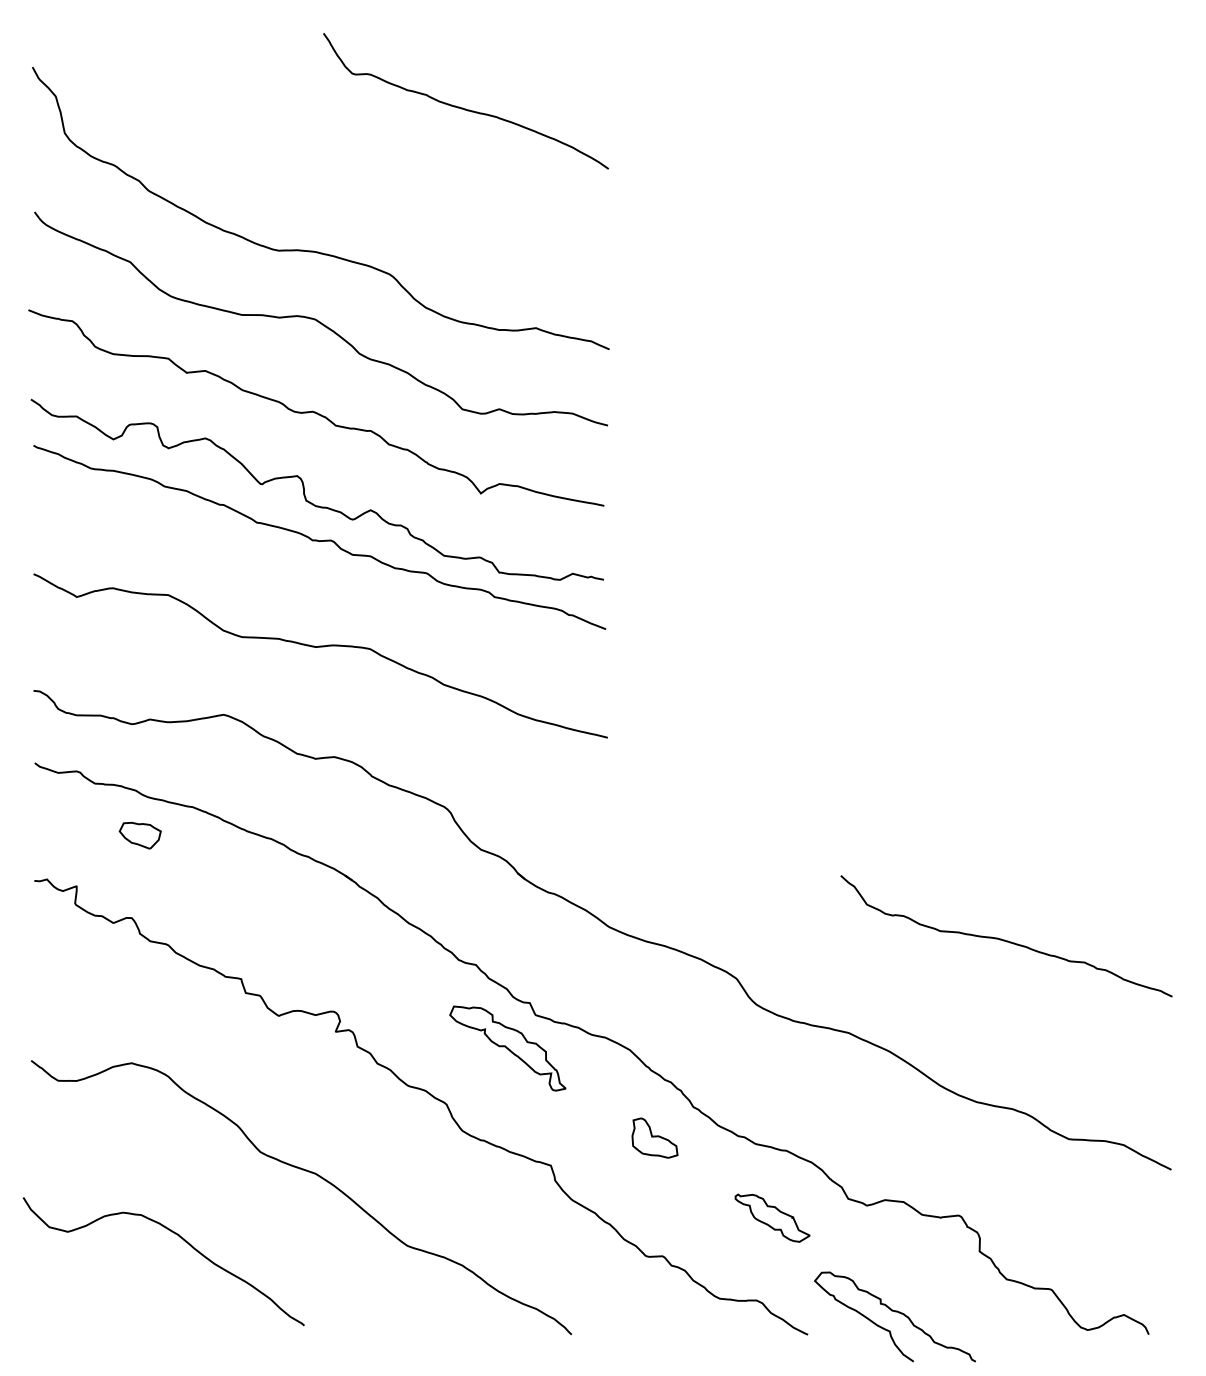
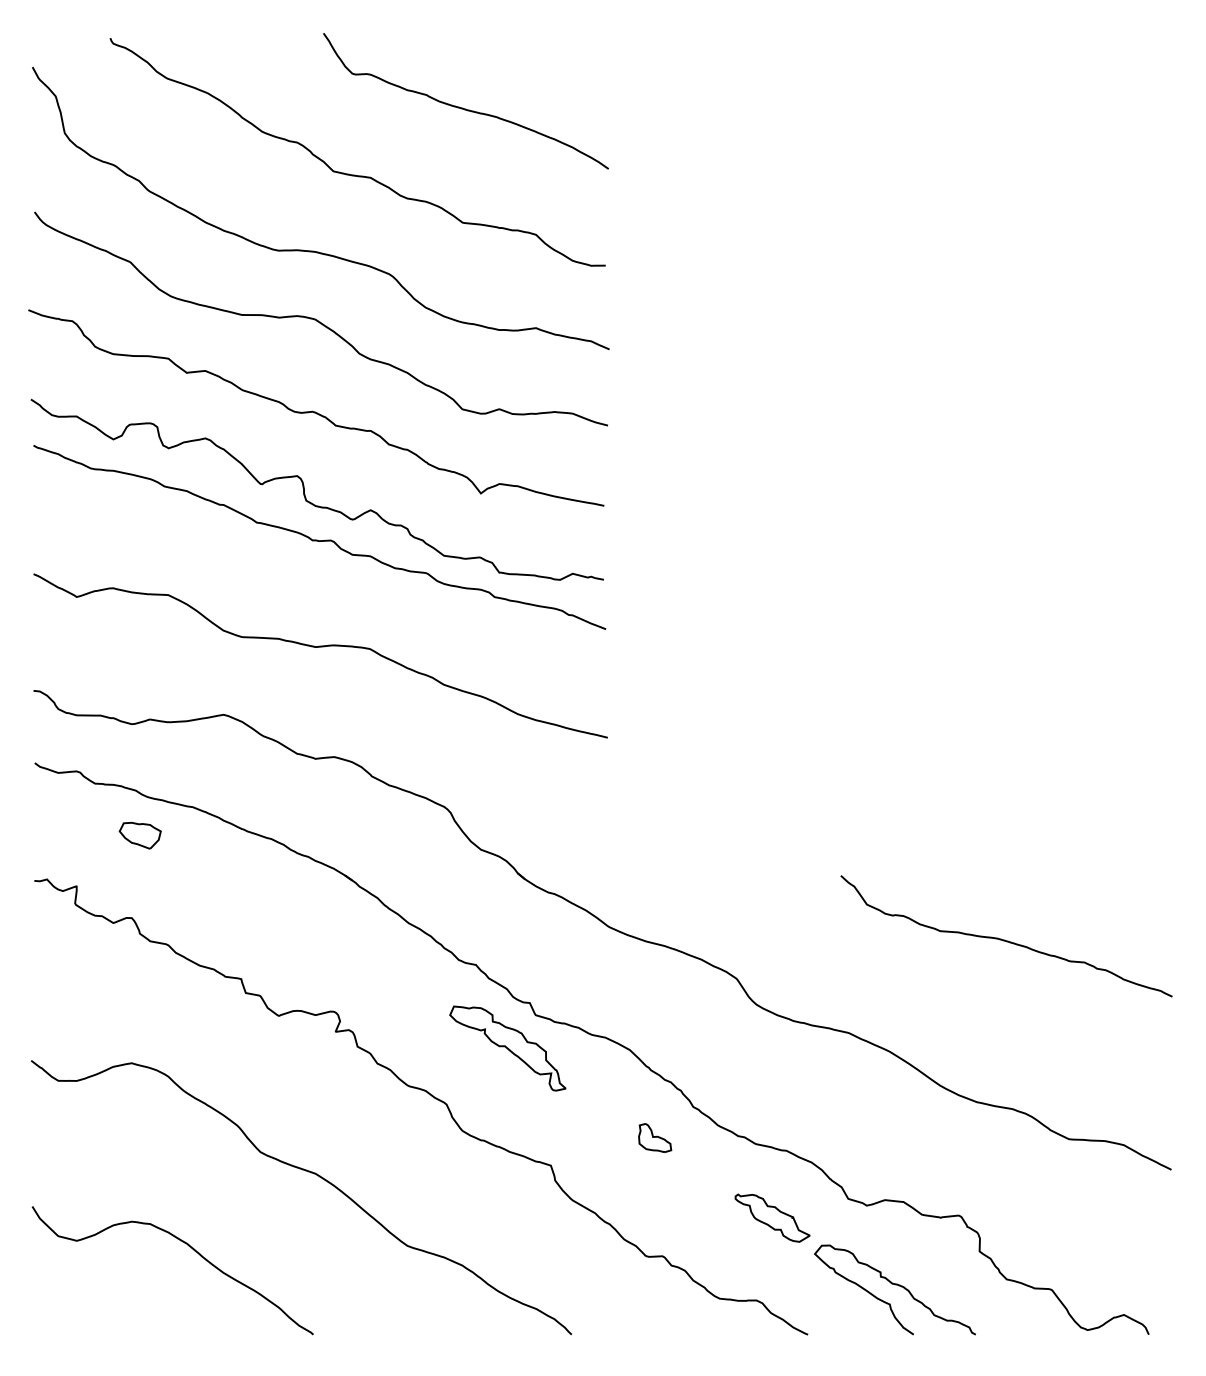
curve: none -> present (355, 174)
part size: 48x42 px -> 35x30 px (655, 1137)
curve position: (180, 1238) -> (189, 1247) (189, 1247)
curve position: (895, 1312) -> (895, 1285) (895, 1285)
